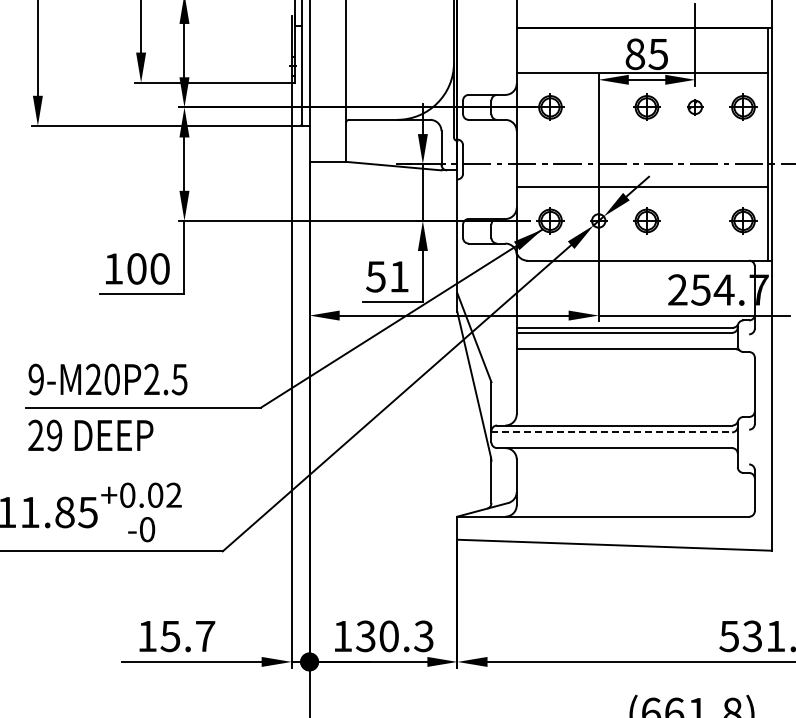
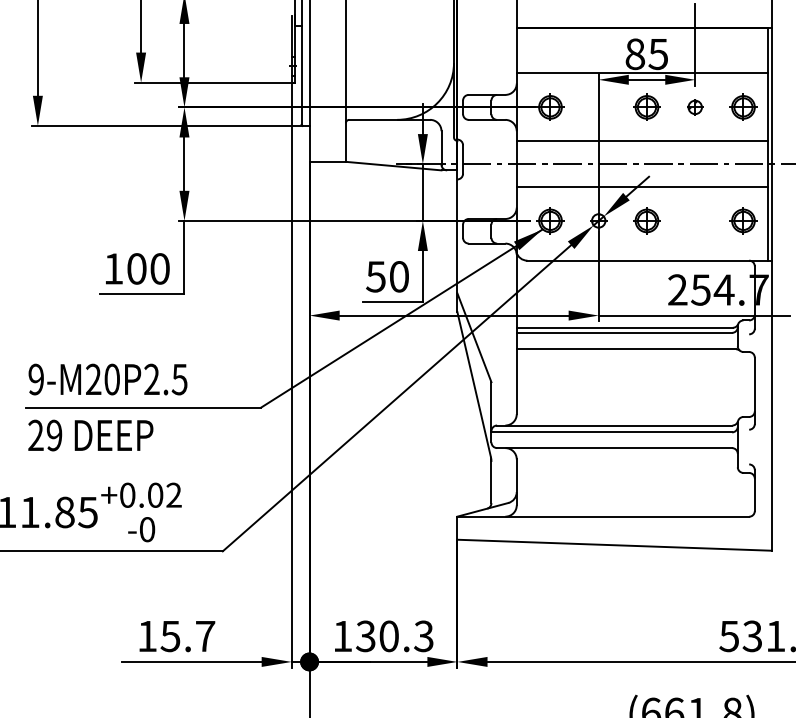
line: none -> present (642, 141)
text: 51 -> 50 (399, 276)
line: dashed -> solid (612, 432)
